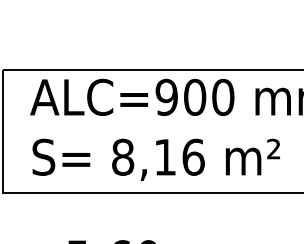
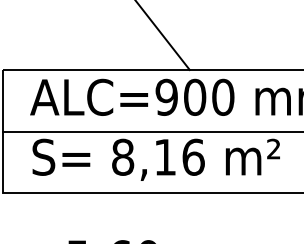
line: none -> present (162, 36)
line: none -> present (151, 131)
